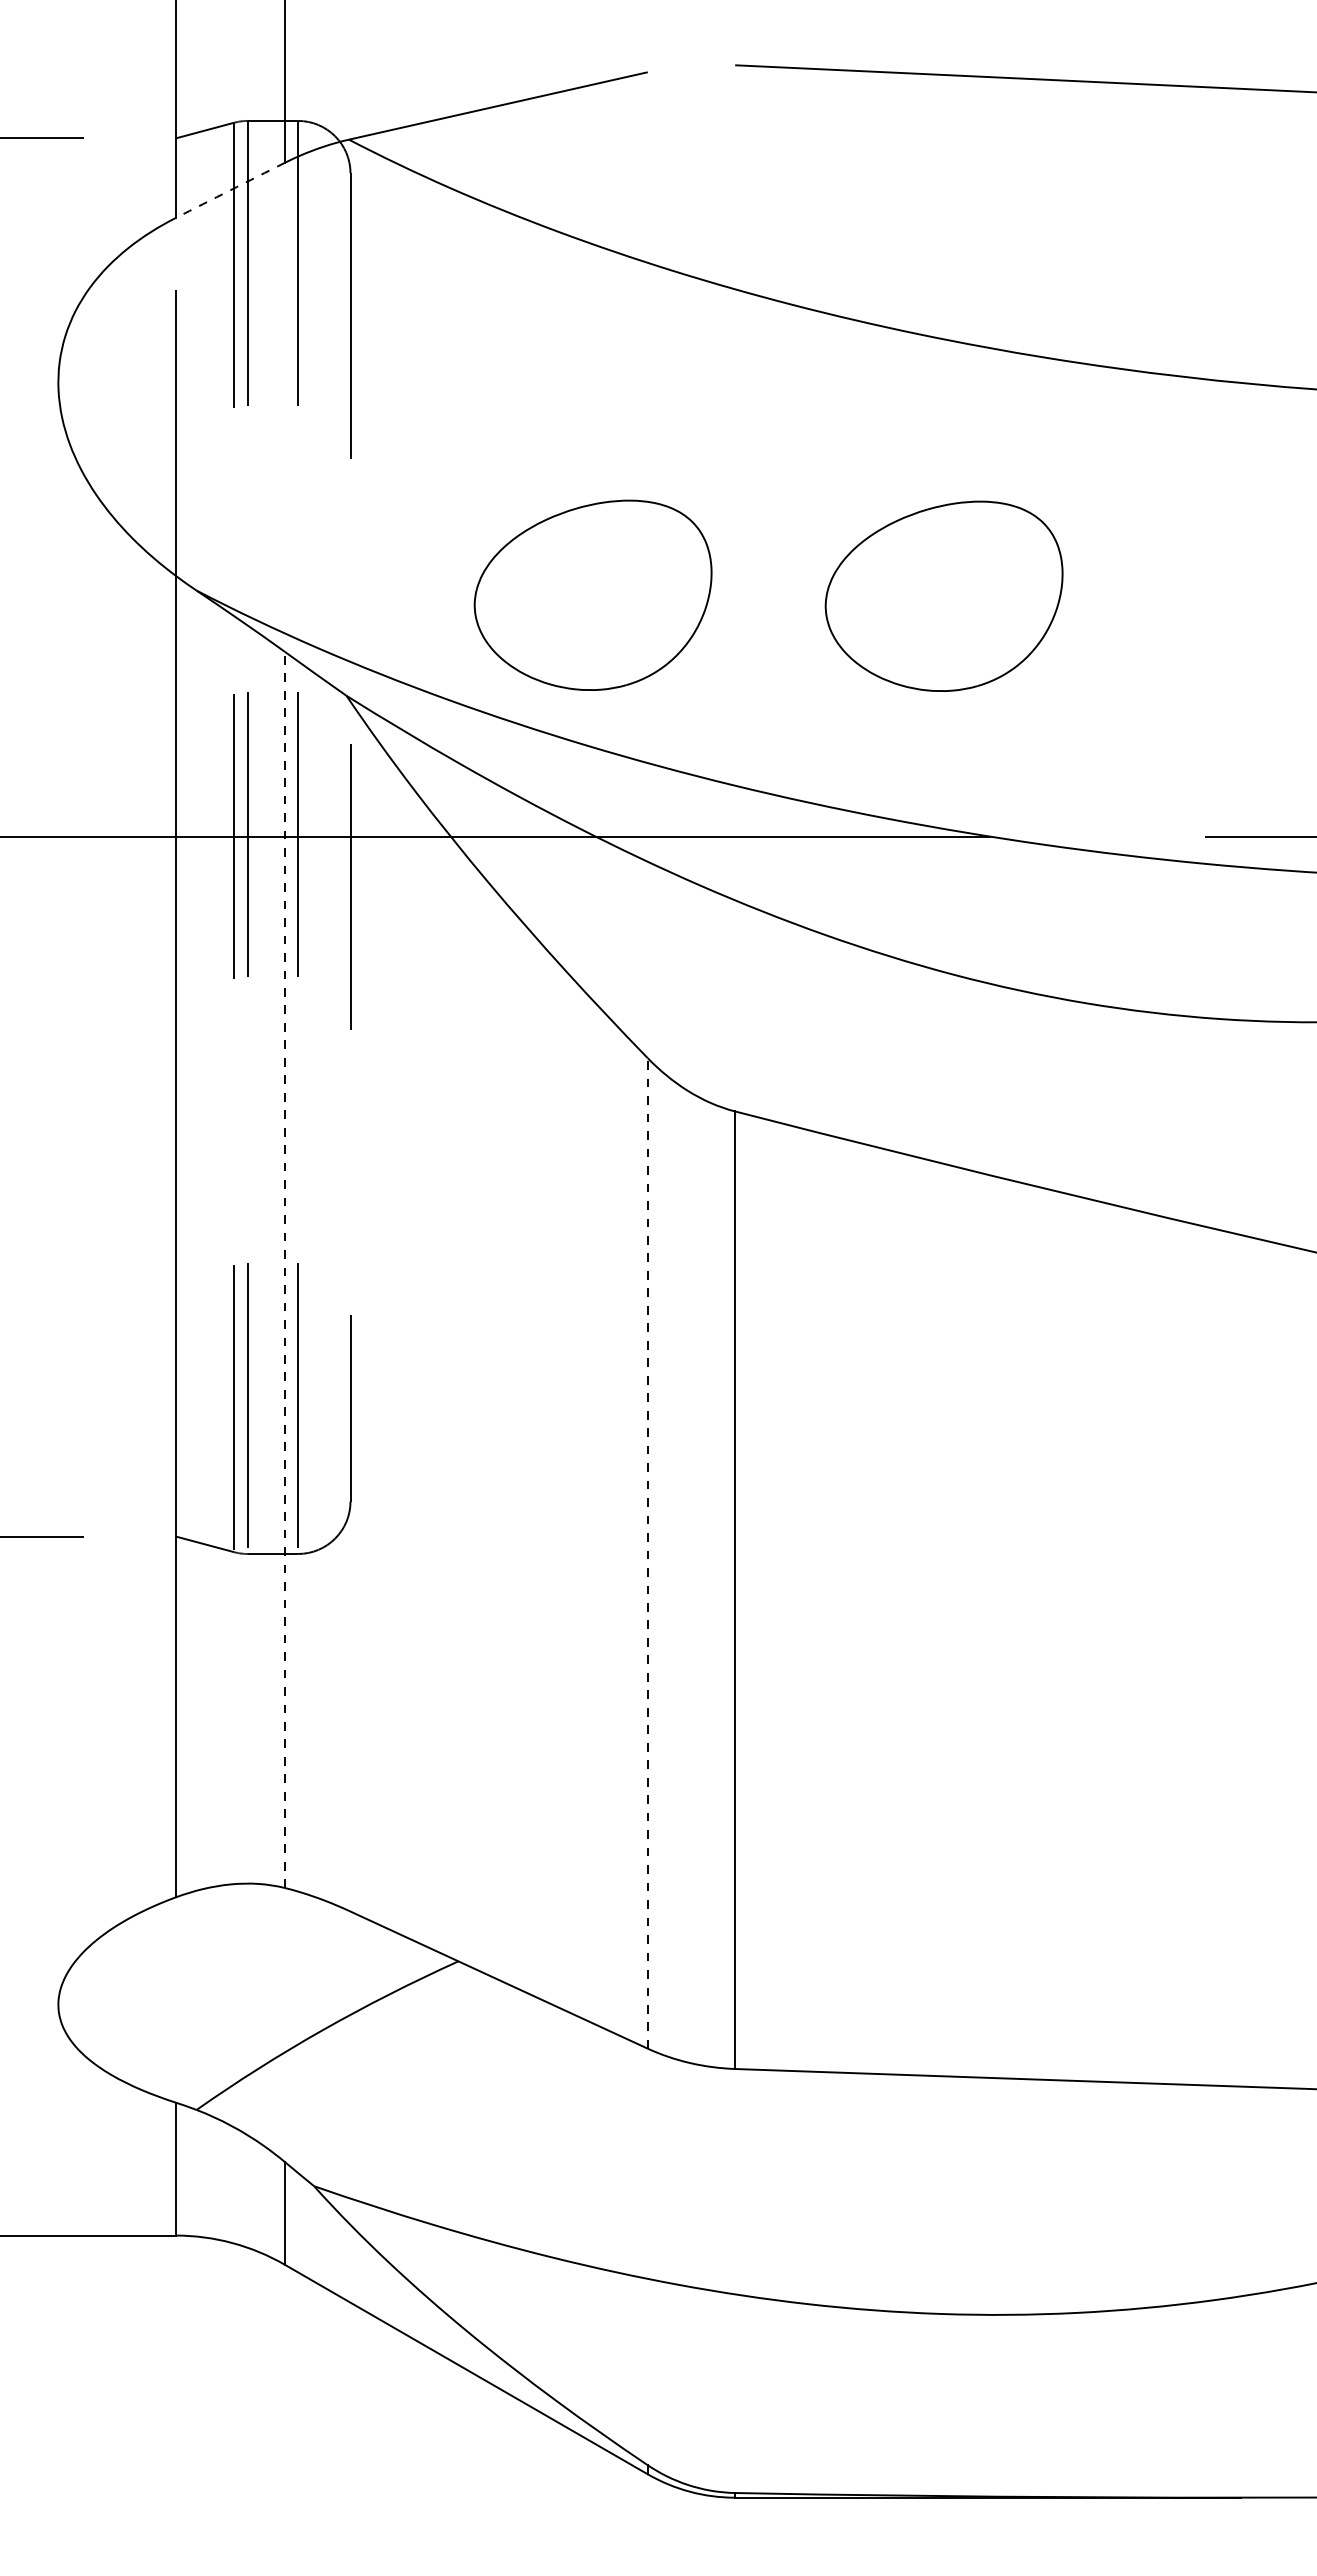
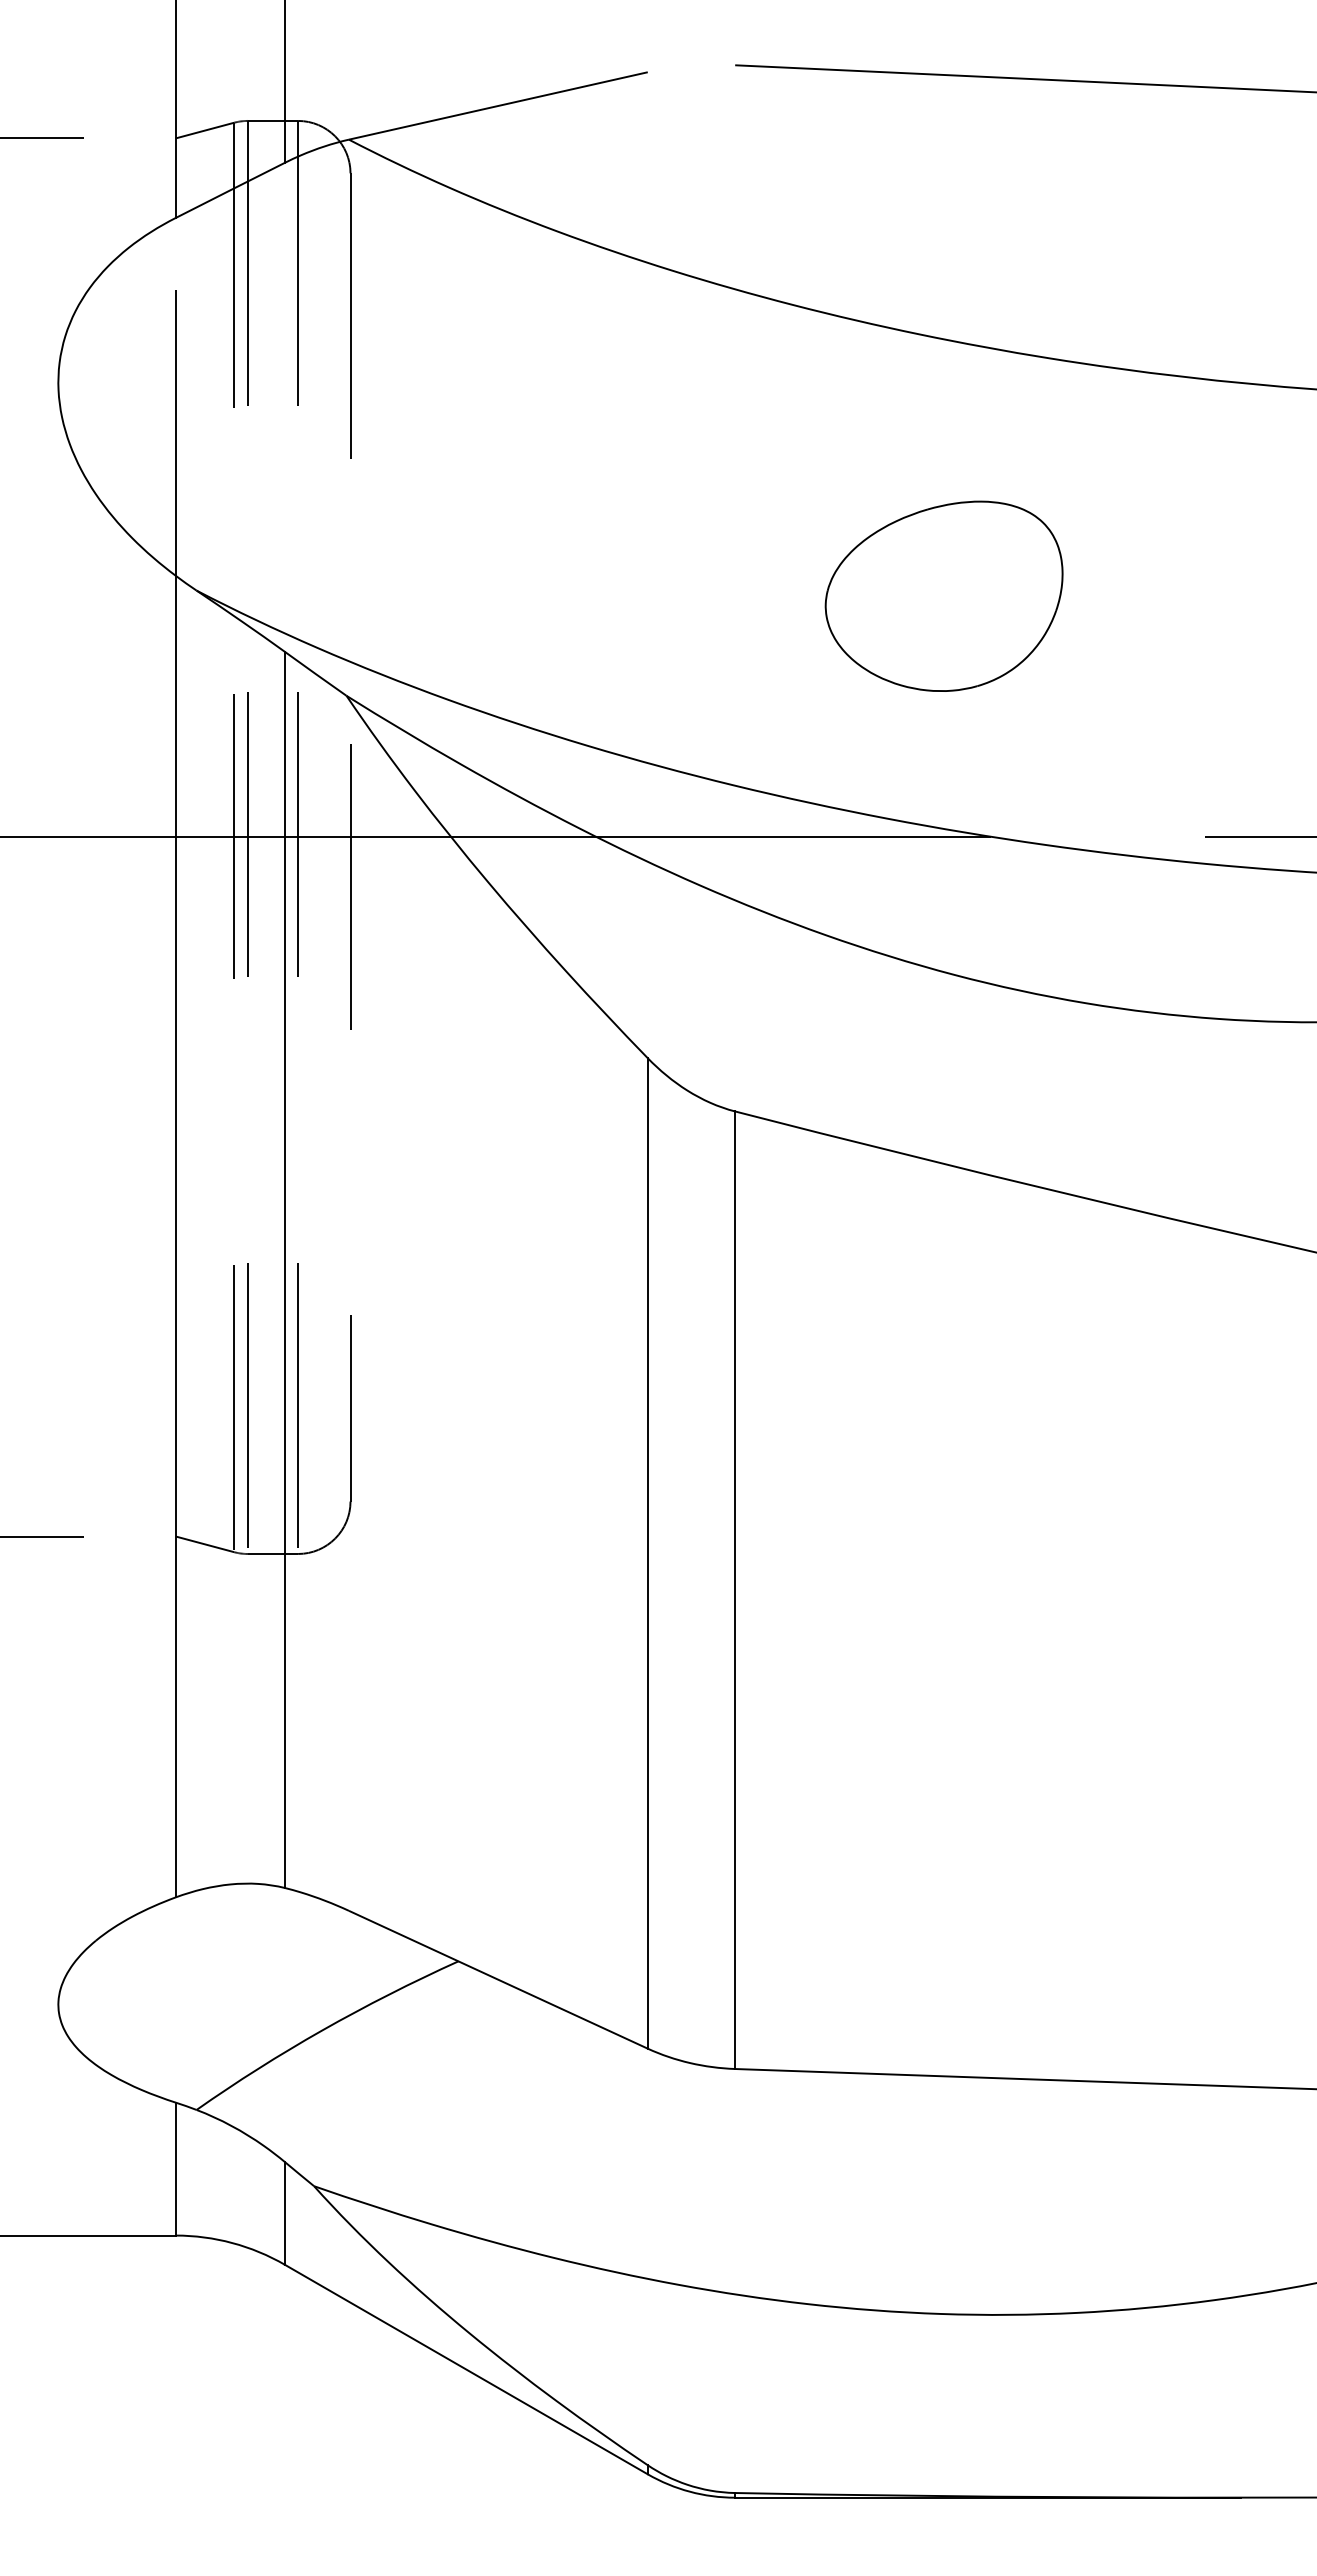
arc: dashed -> solid (230, 190)
part: present -> none (592, 594)
line: dashed -> solid (284, 1269)
line: dashed -> solid (647, 1552)
